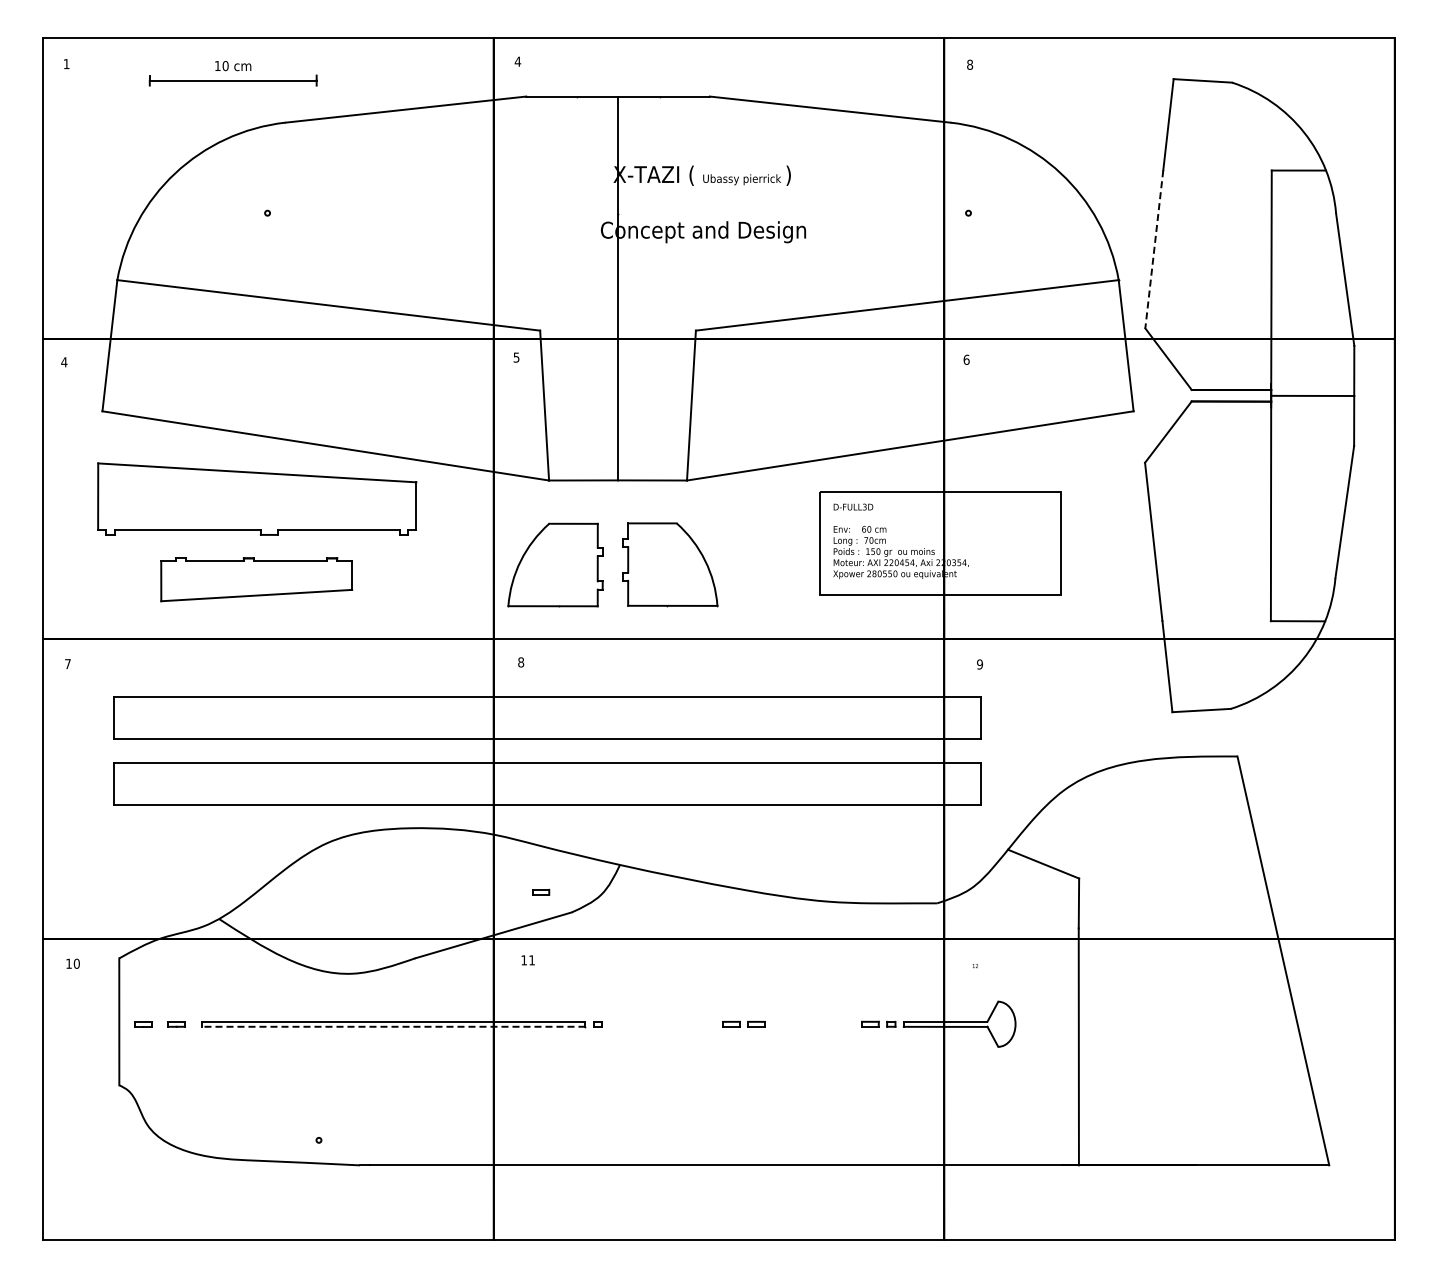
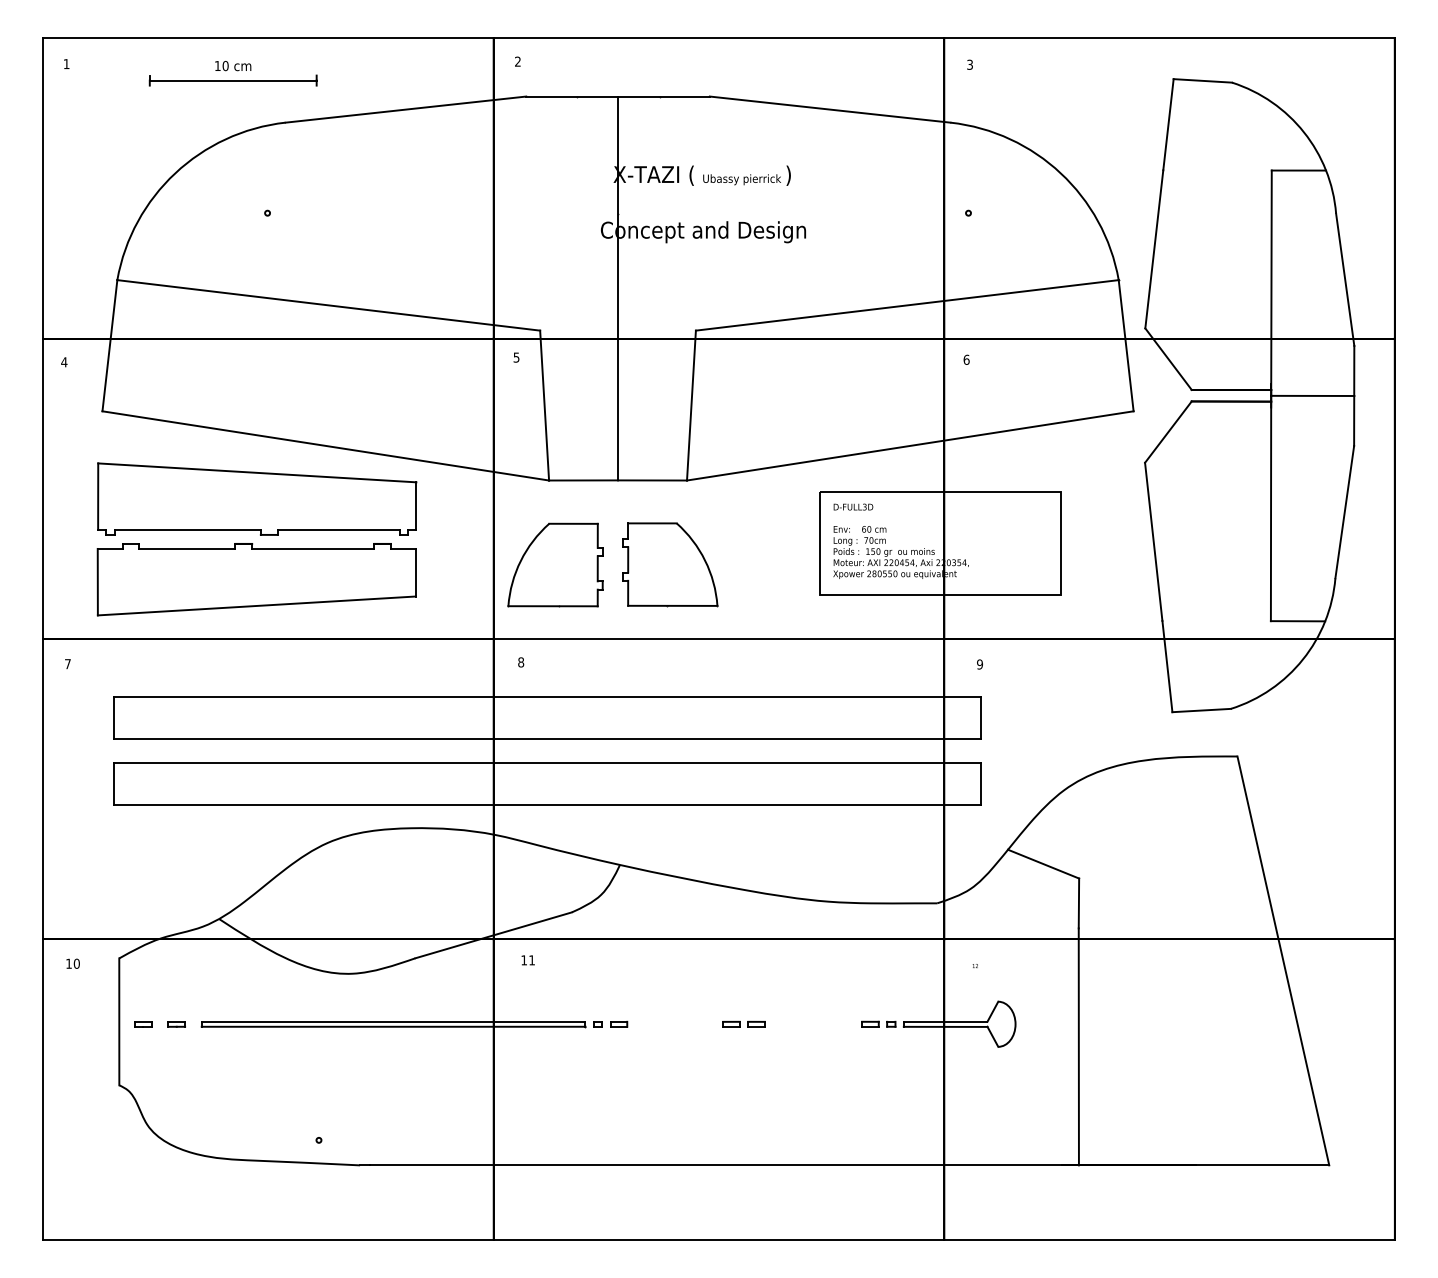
text: 4 -> 2 (517, 61)
text: 8 -> 3 (970, 64)
line: dashed -> solid (1154, 249)
part size: 194x46 px -> 321x74 px (256, 579)
part position: (541, 891) -> (619, 1023) (619, 1023)
line: dashed -> solid (393, 1026)
